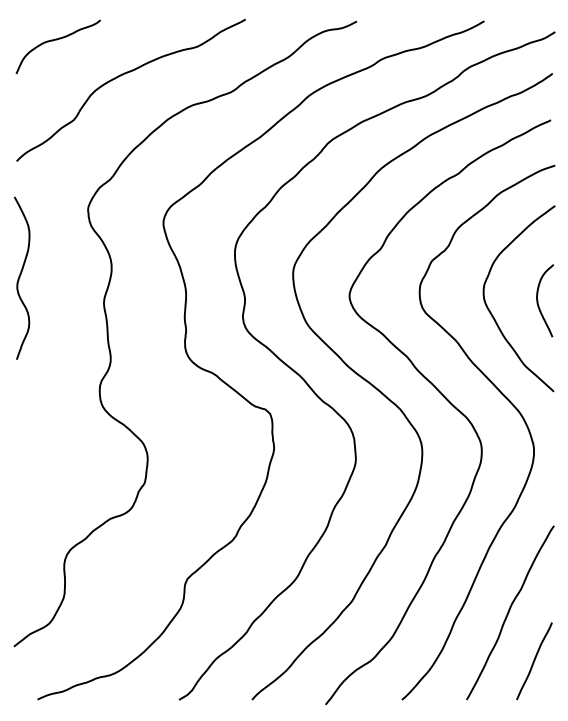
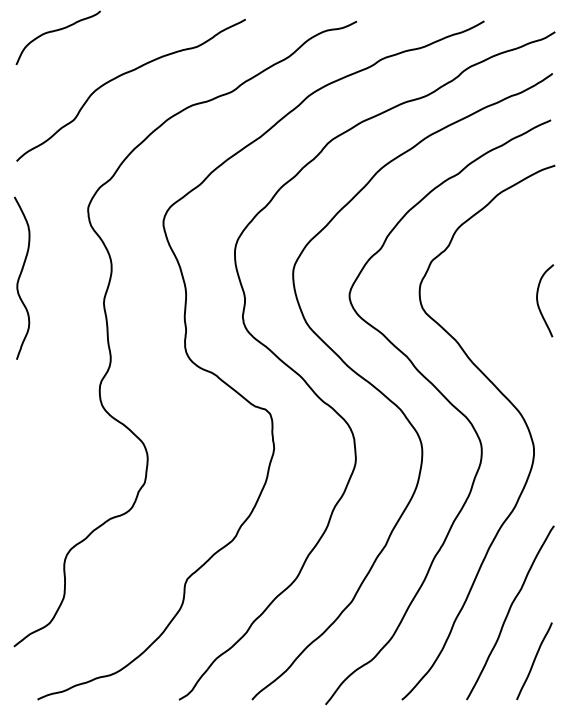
curve position: (57, 40) -> (57, 31) (57, 31)
curve: present -> none (493, 315)
